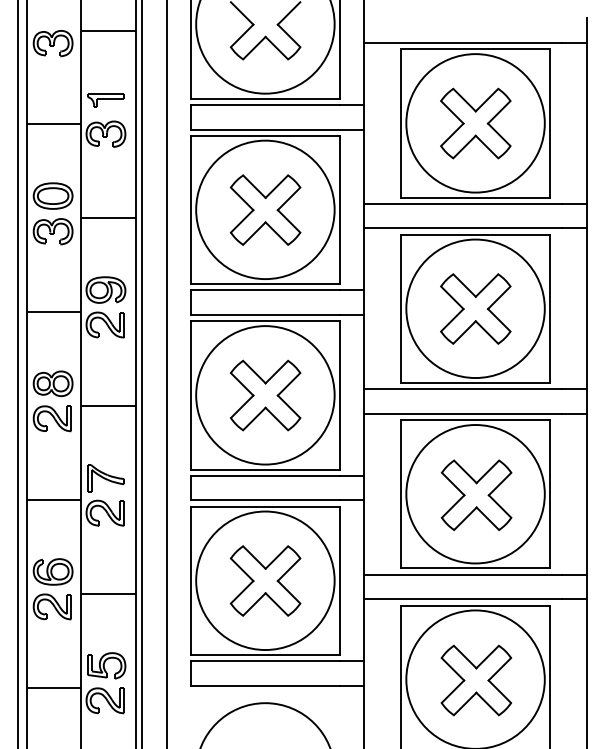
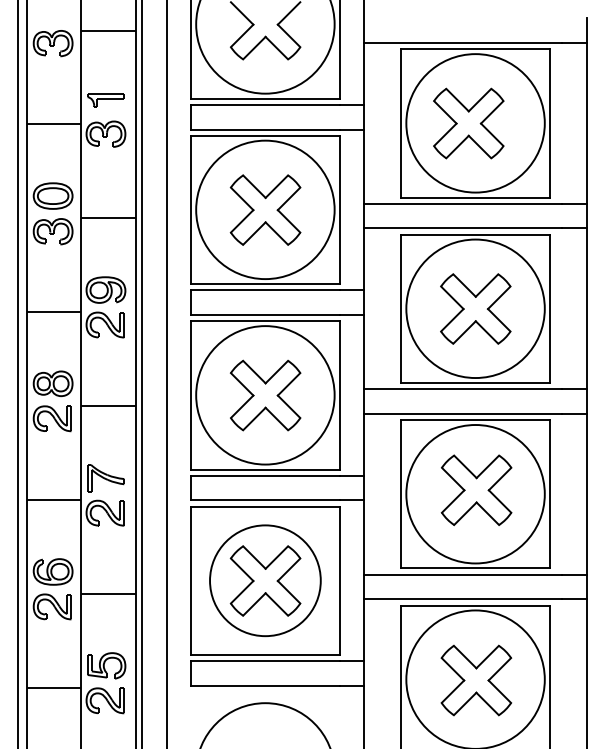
part position: (475, 123) -> (468, 123) (468, 123)
part position: (476, 494) -> (476, 489) (476, 489)
circle diameter: 138 px -> 111 px (265, 580)
